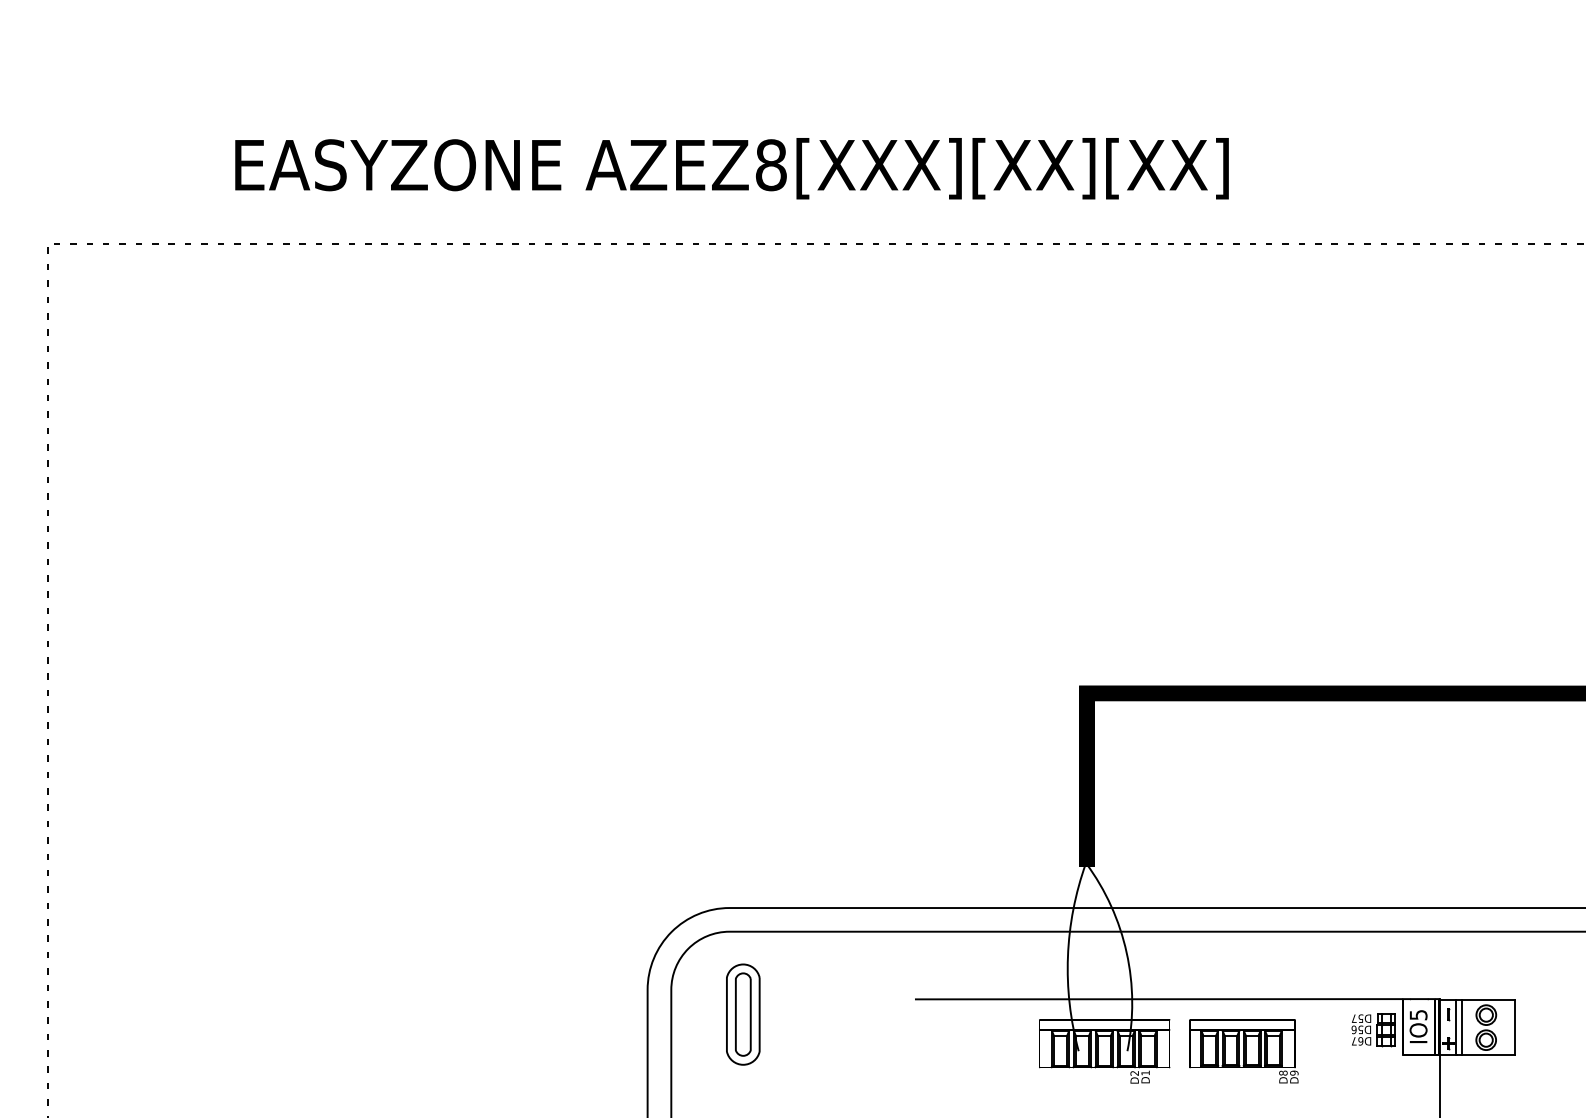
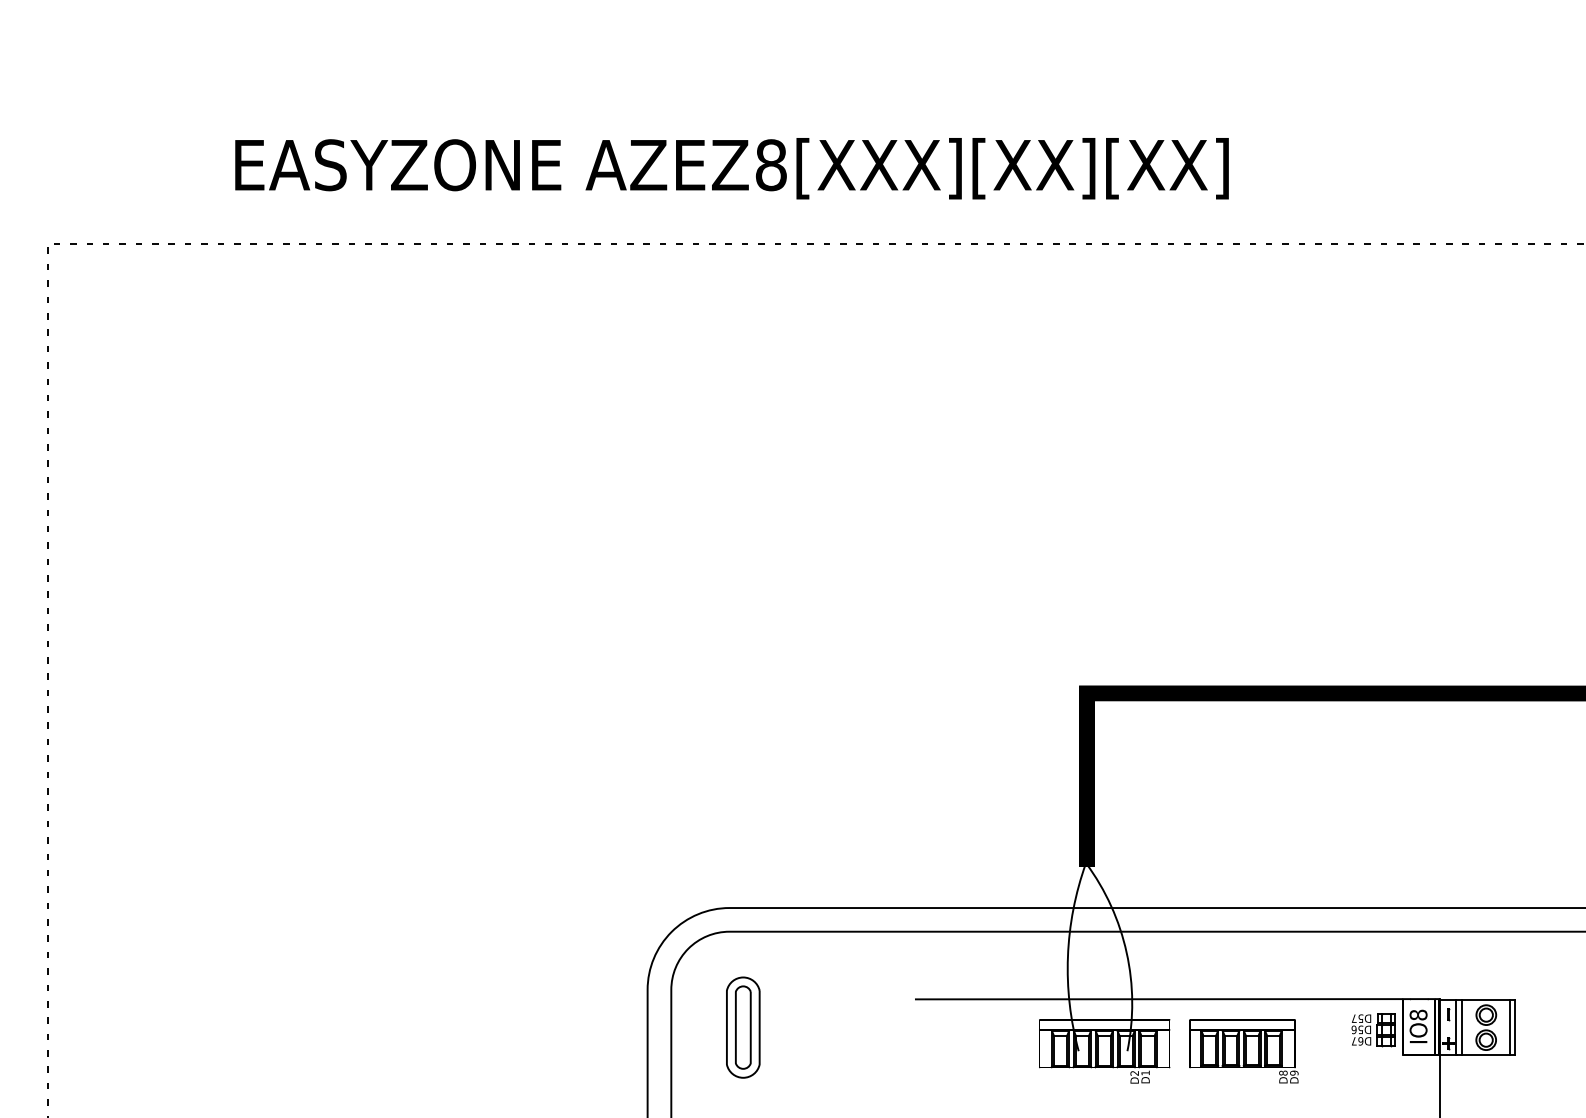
part position: (743, 1014) -> (743, 1027) (743, 1027)
text: IO5 -> IO8 (1418, 1014)
line: none -> present (1510, 1027)
